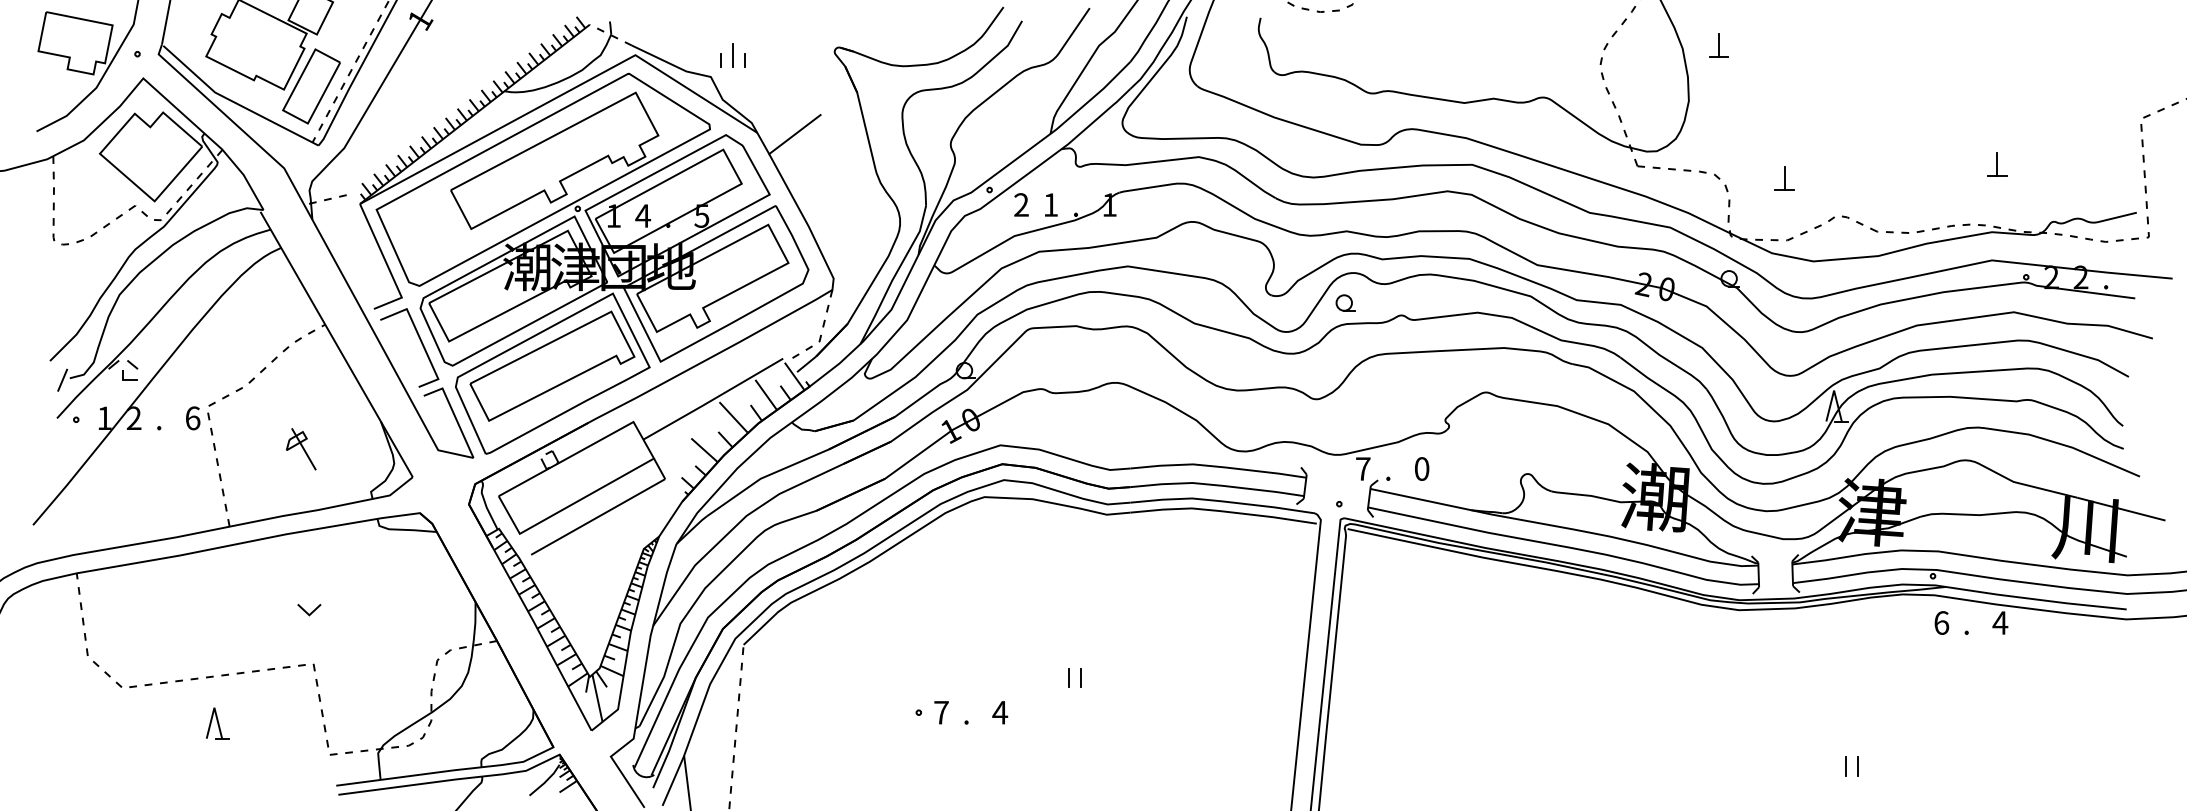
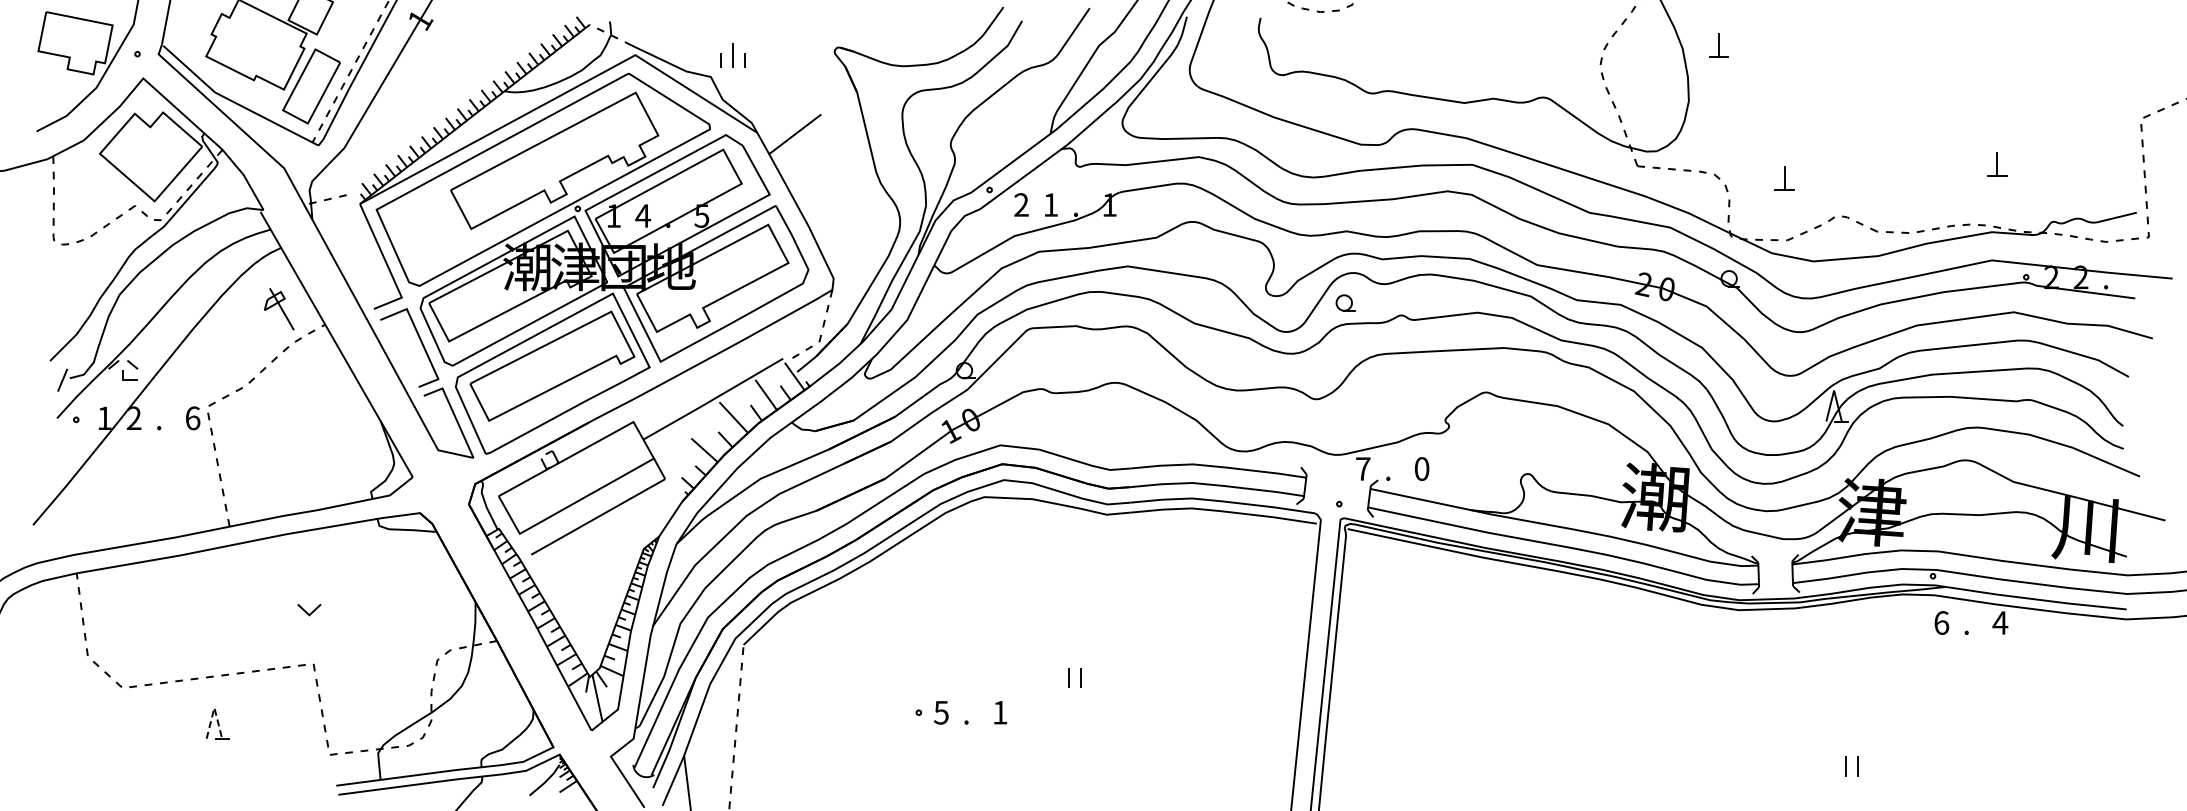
part position: (301, 449) -> (279, 309) (279, 309)
line: solid -> dashed (214, 707)
text: 7 -> 5 (940, 712)
text: 4 -> 1 (1000, 712)
